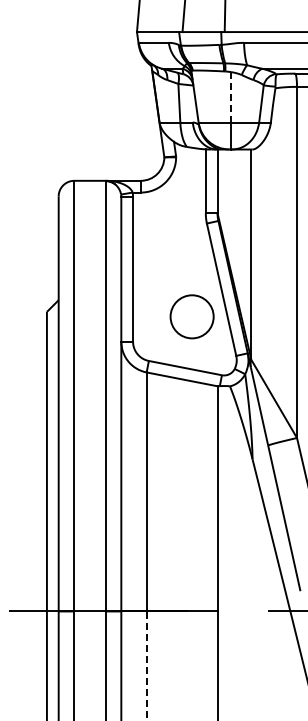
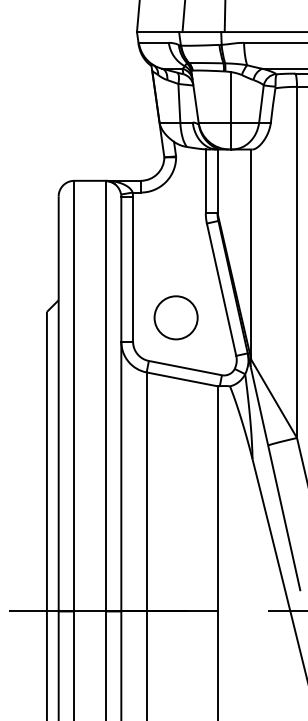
line: dashed -> solid (230, 96)
circle position: (191, 316) -> (175, 317) (175, 317)
line: dashed -> solid (146, 665)
